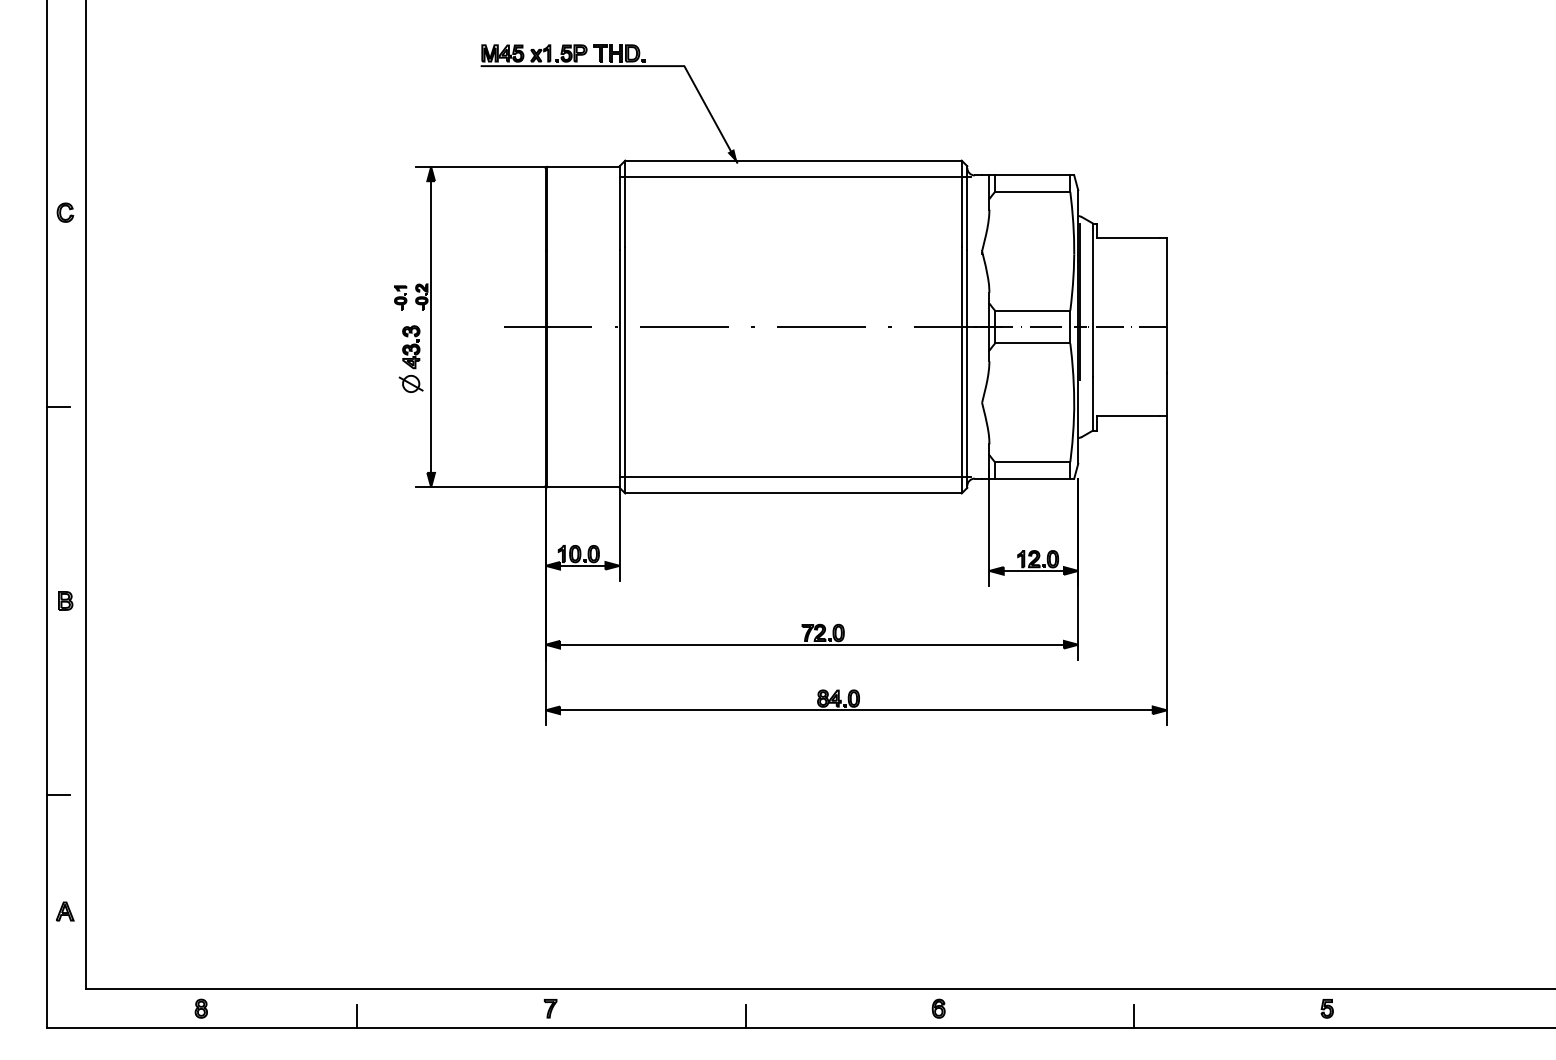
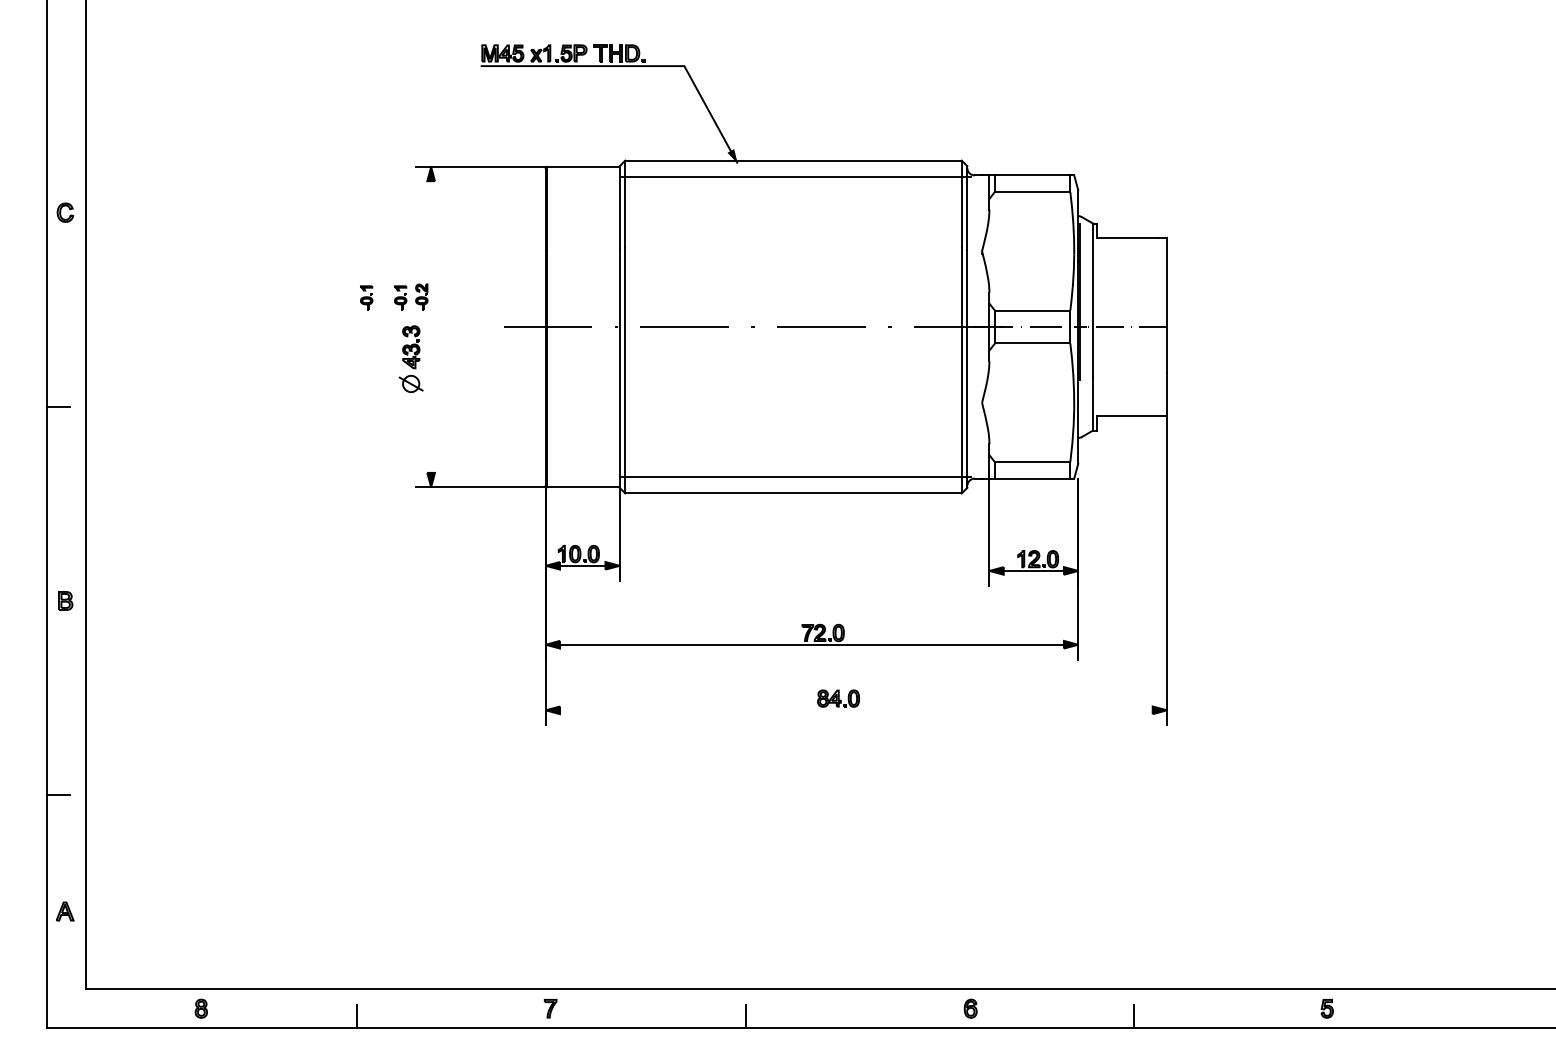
part: none -> present (366, 297)
line: present -> none (431, 326)
line: present -> none (856, 710)
part position: (938, 1008) -> (970, 1008) (970, 1008)
